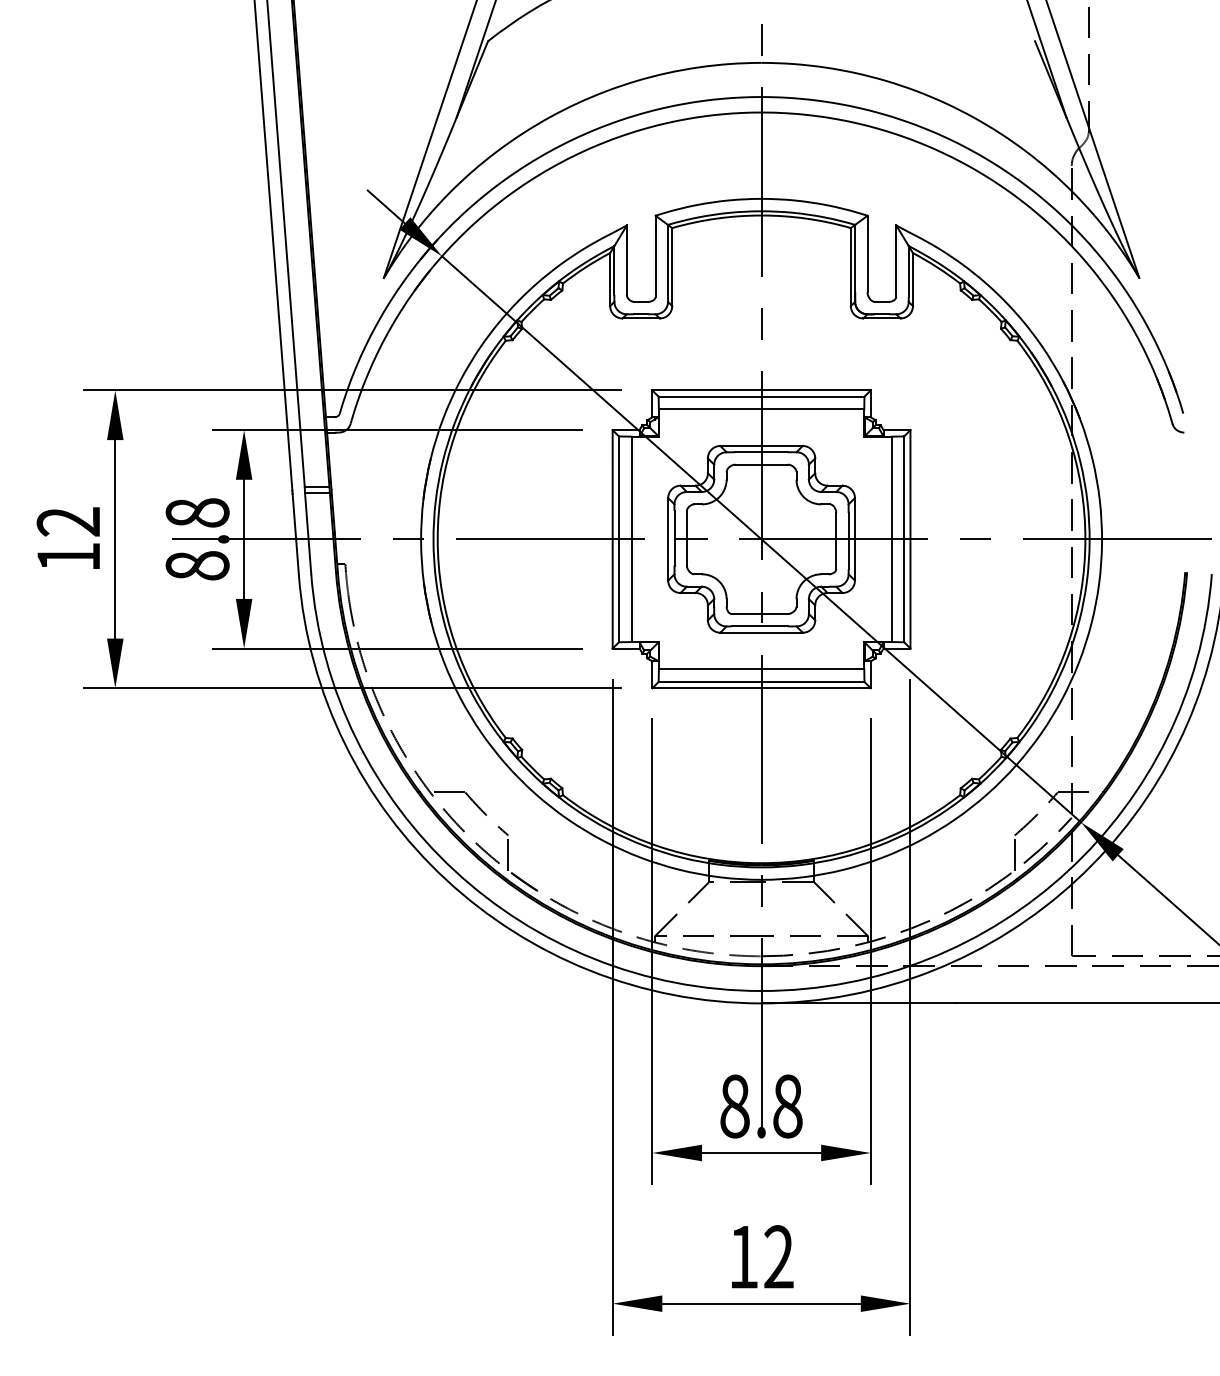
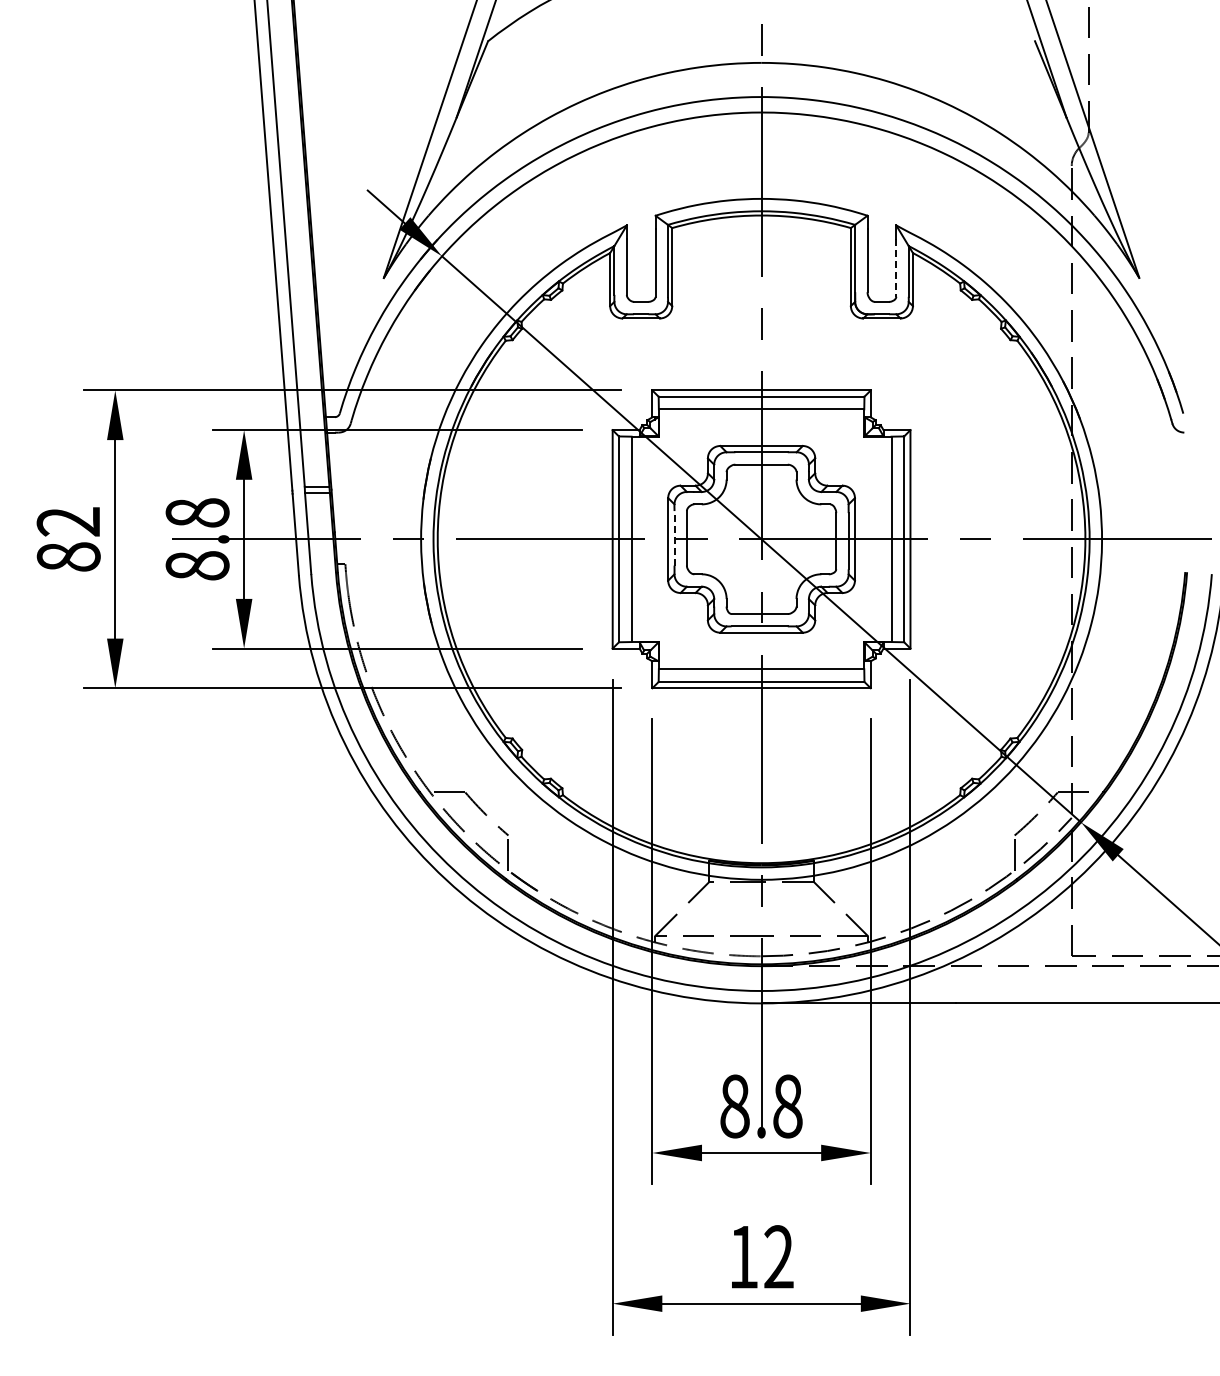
line: solid -> dashed (896, 268)
line: solid -> dashed (674, 537)
text: 12 -> 82 (68, 556)
